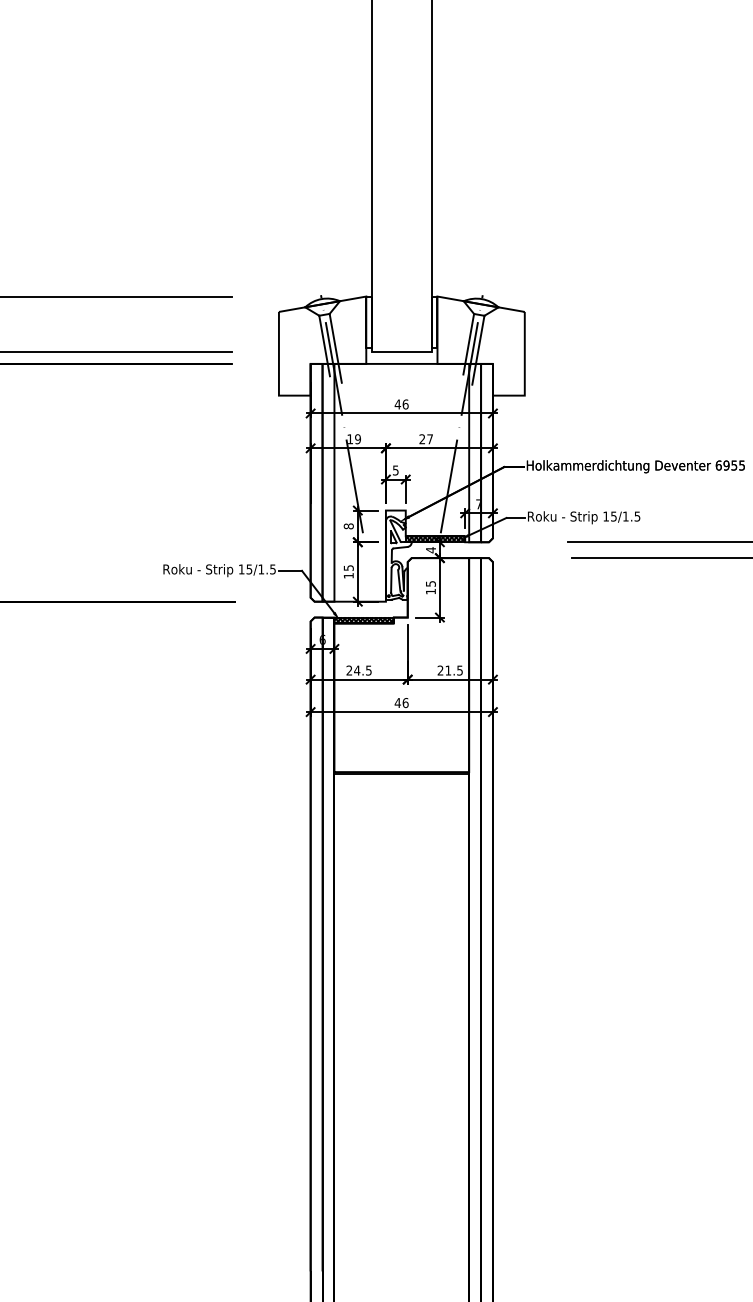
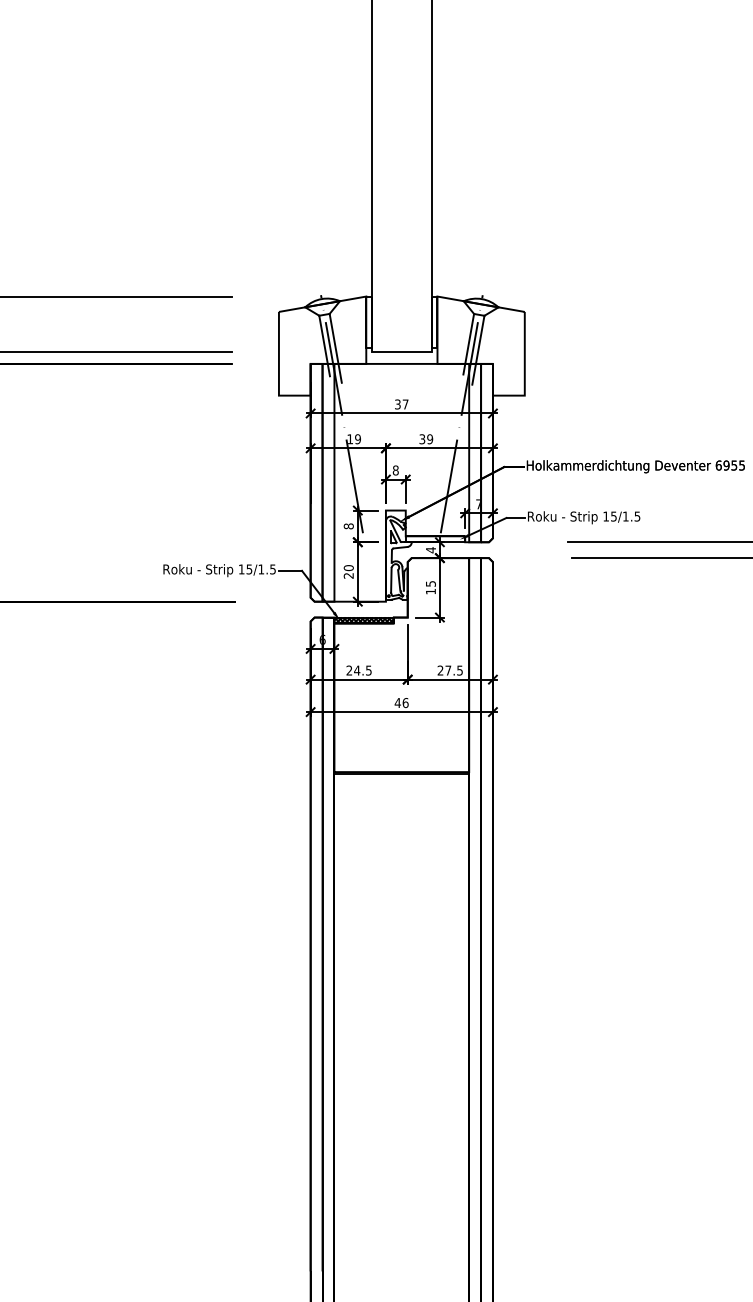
text: 46 -> 37 (401, 404)
text: 27 -> 39 (426, 439)
text: 5 -> 8 (395, 470)
hatch: present -> none (435, 539)
text: 15 -> 20 (348, 571)
text: 21.5 -> 27.5 (448, 670)
